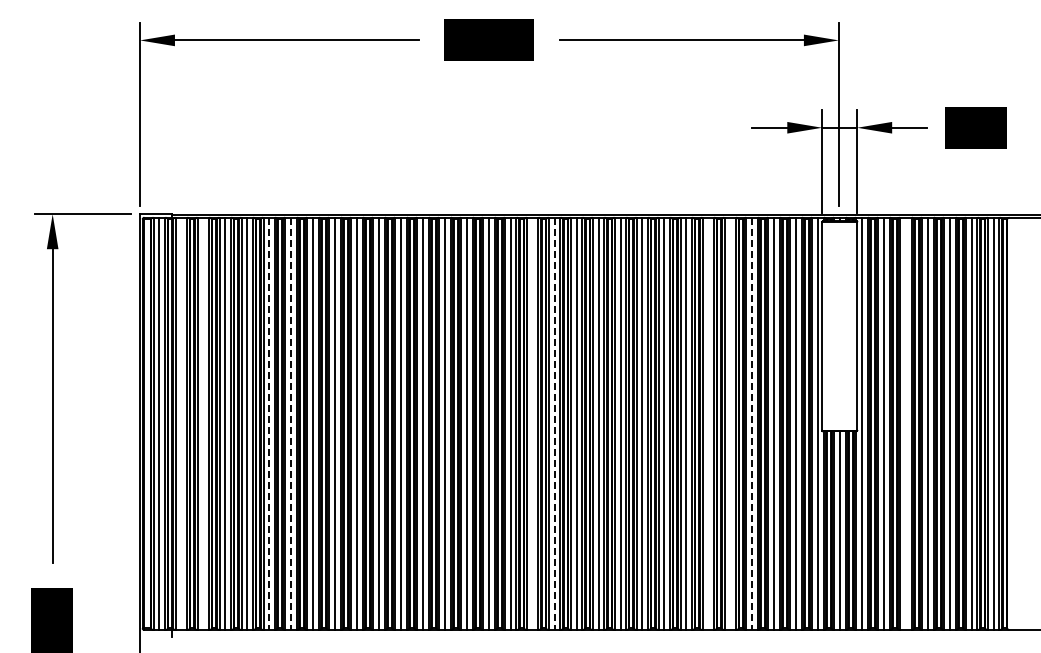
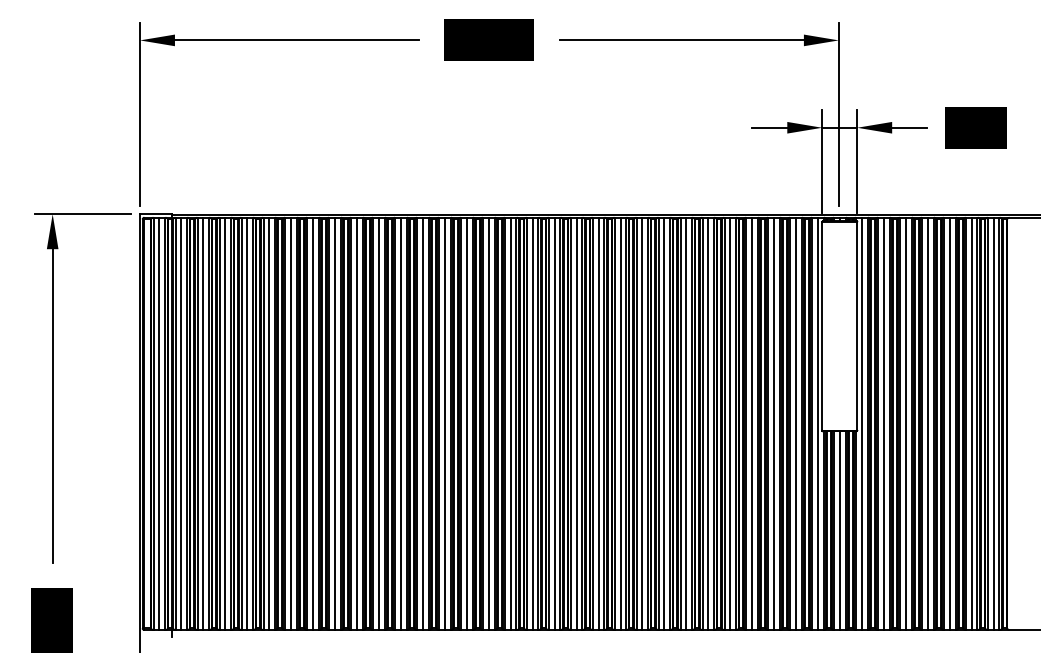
line: none -> present (181, 423)
line: none -> present (203, 423)
line: none -> present (532, 423)
line: none -> present (708, 423)
line: none -> present (730, 423)
line: none -> present (905, 423)
line: dashed -> solid (269, 424)
line: dashed -> solid (291, 424)
line: dashed -> solid (554, 424)
line: dashed -> solid (752, 424)
